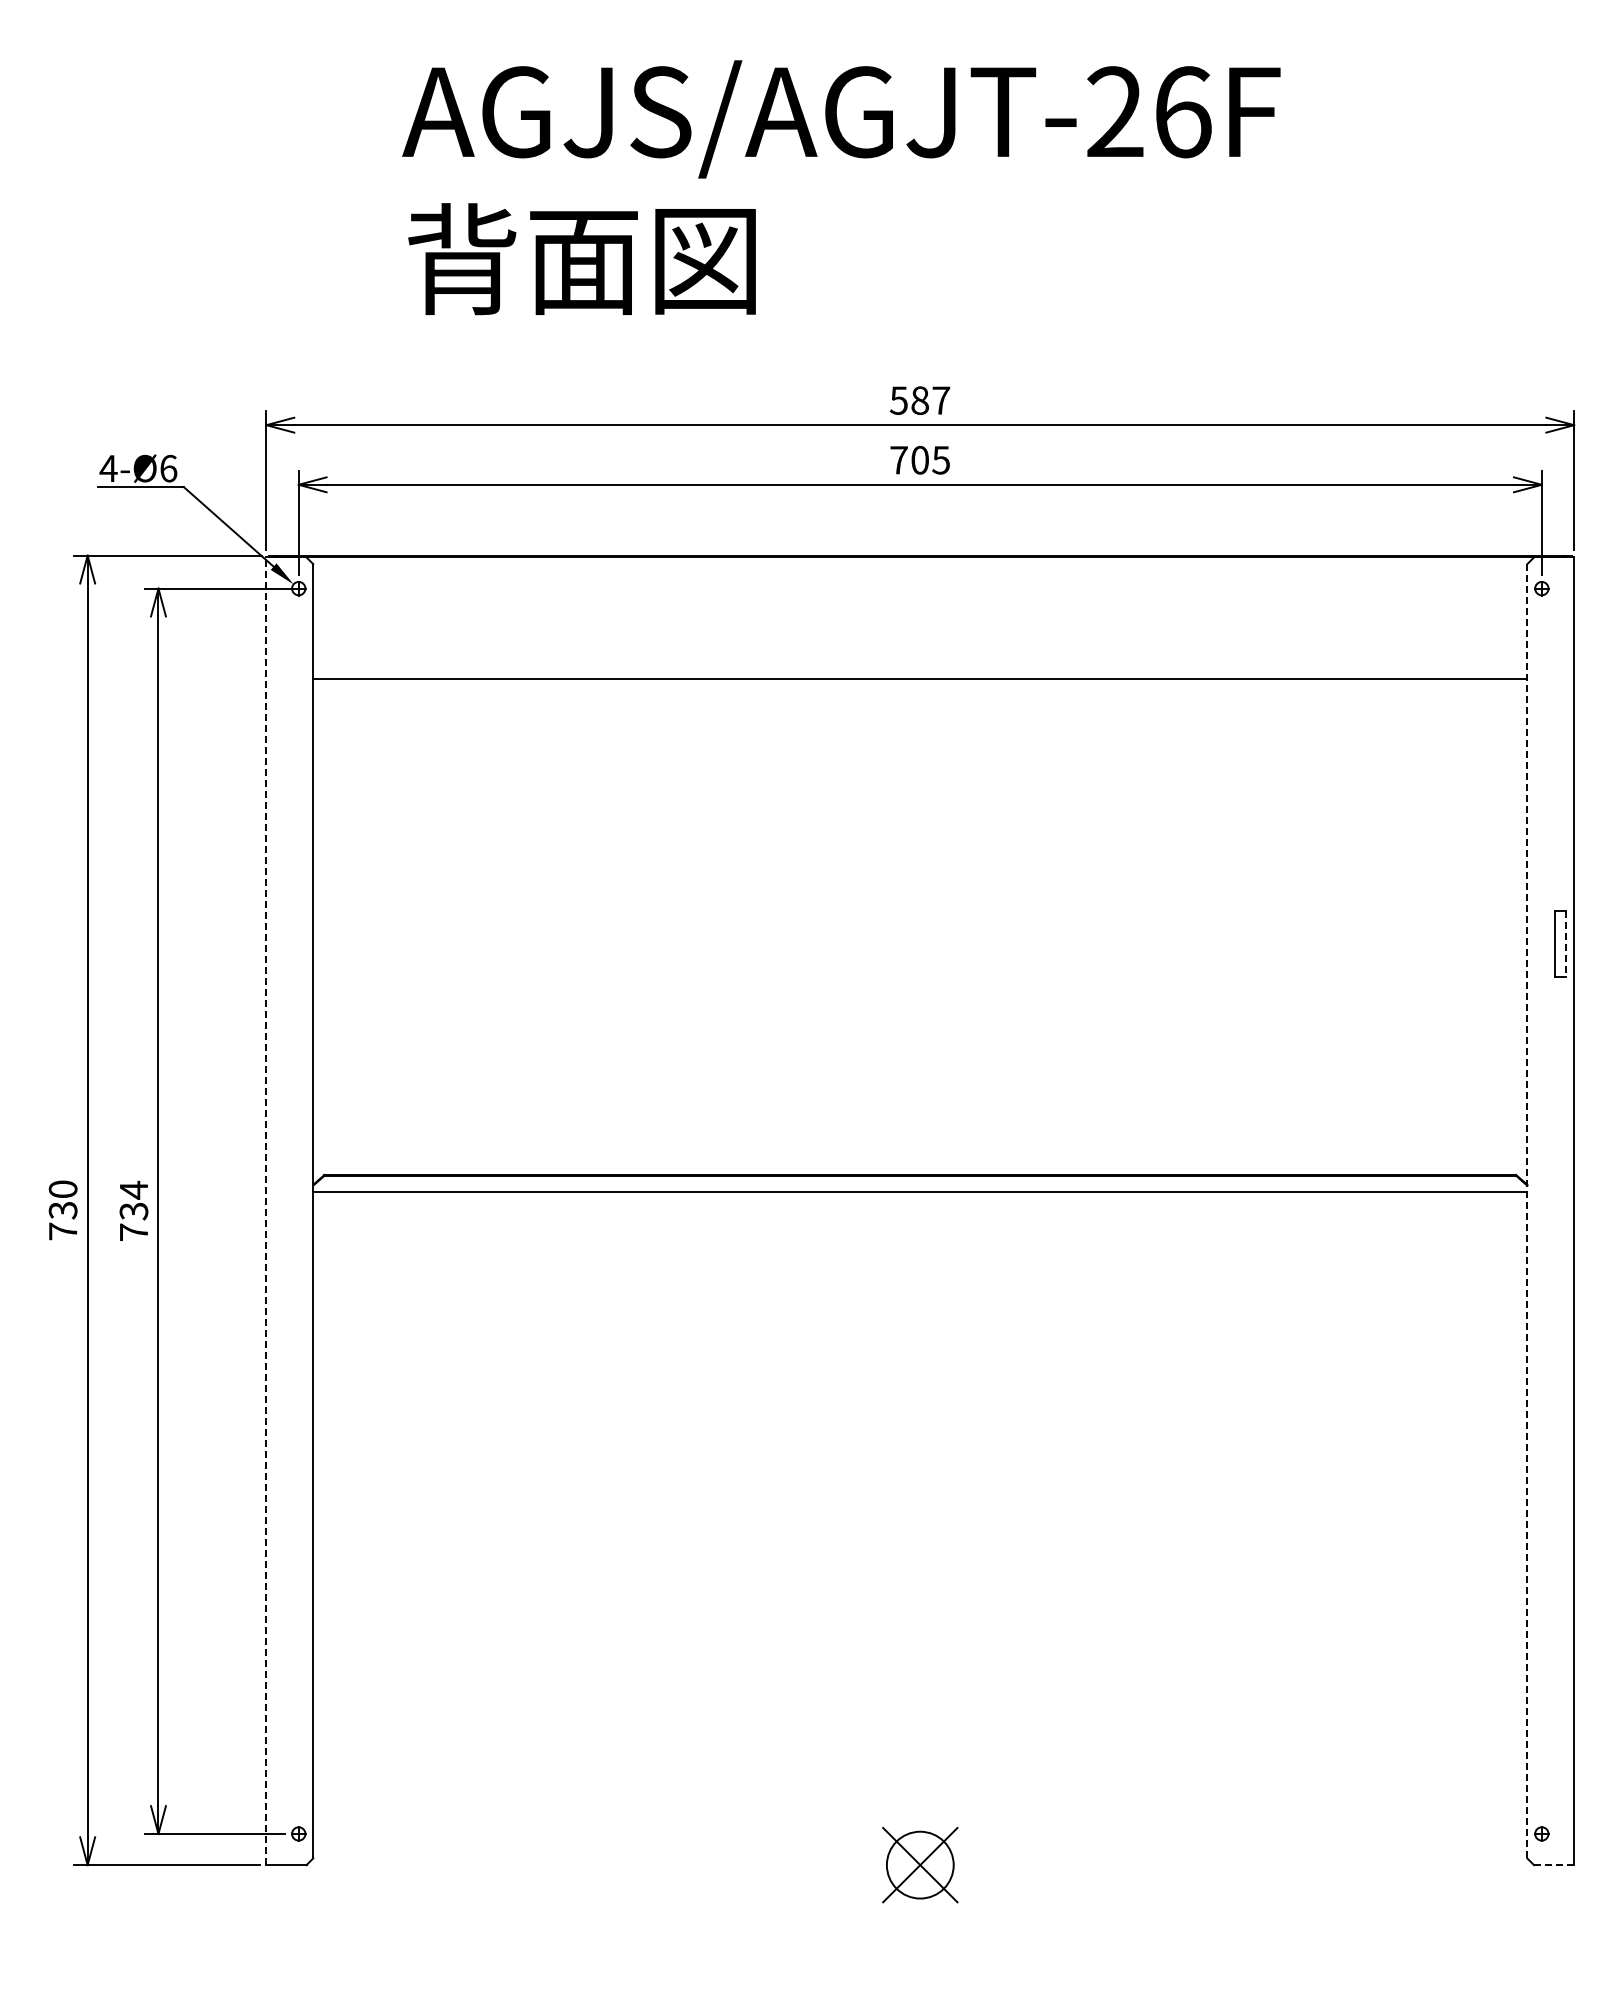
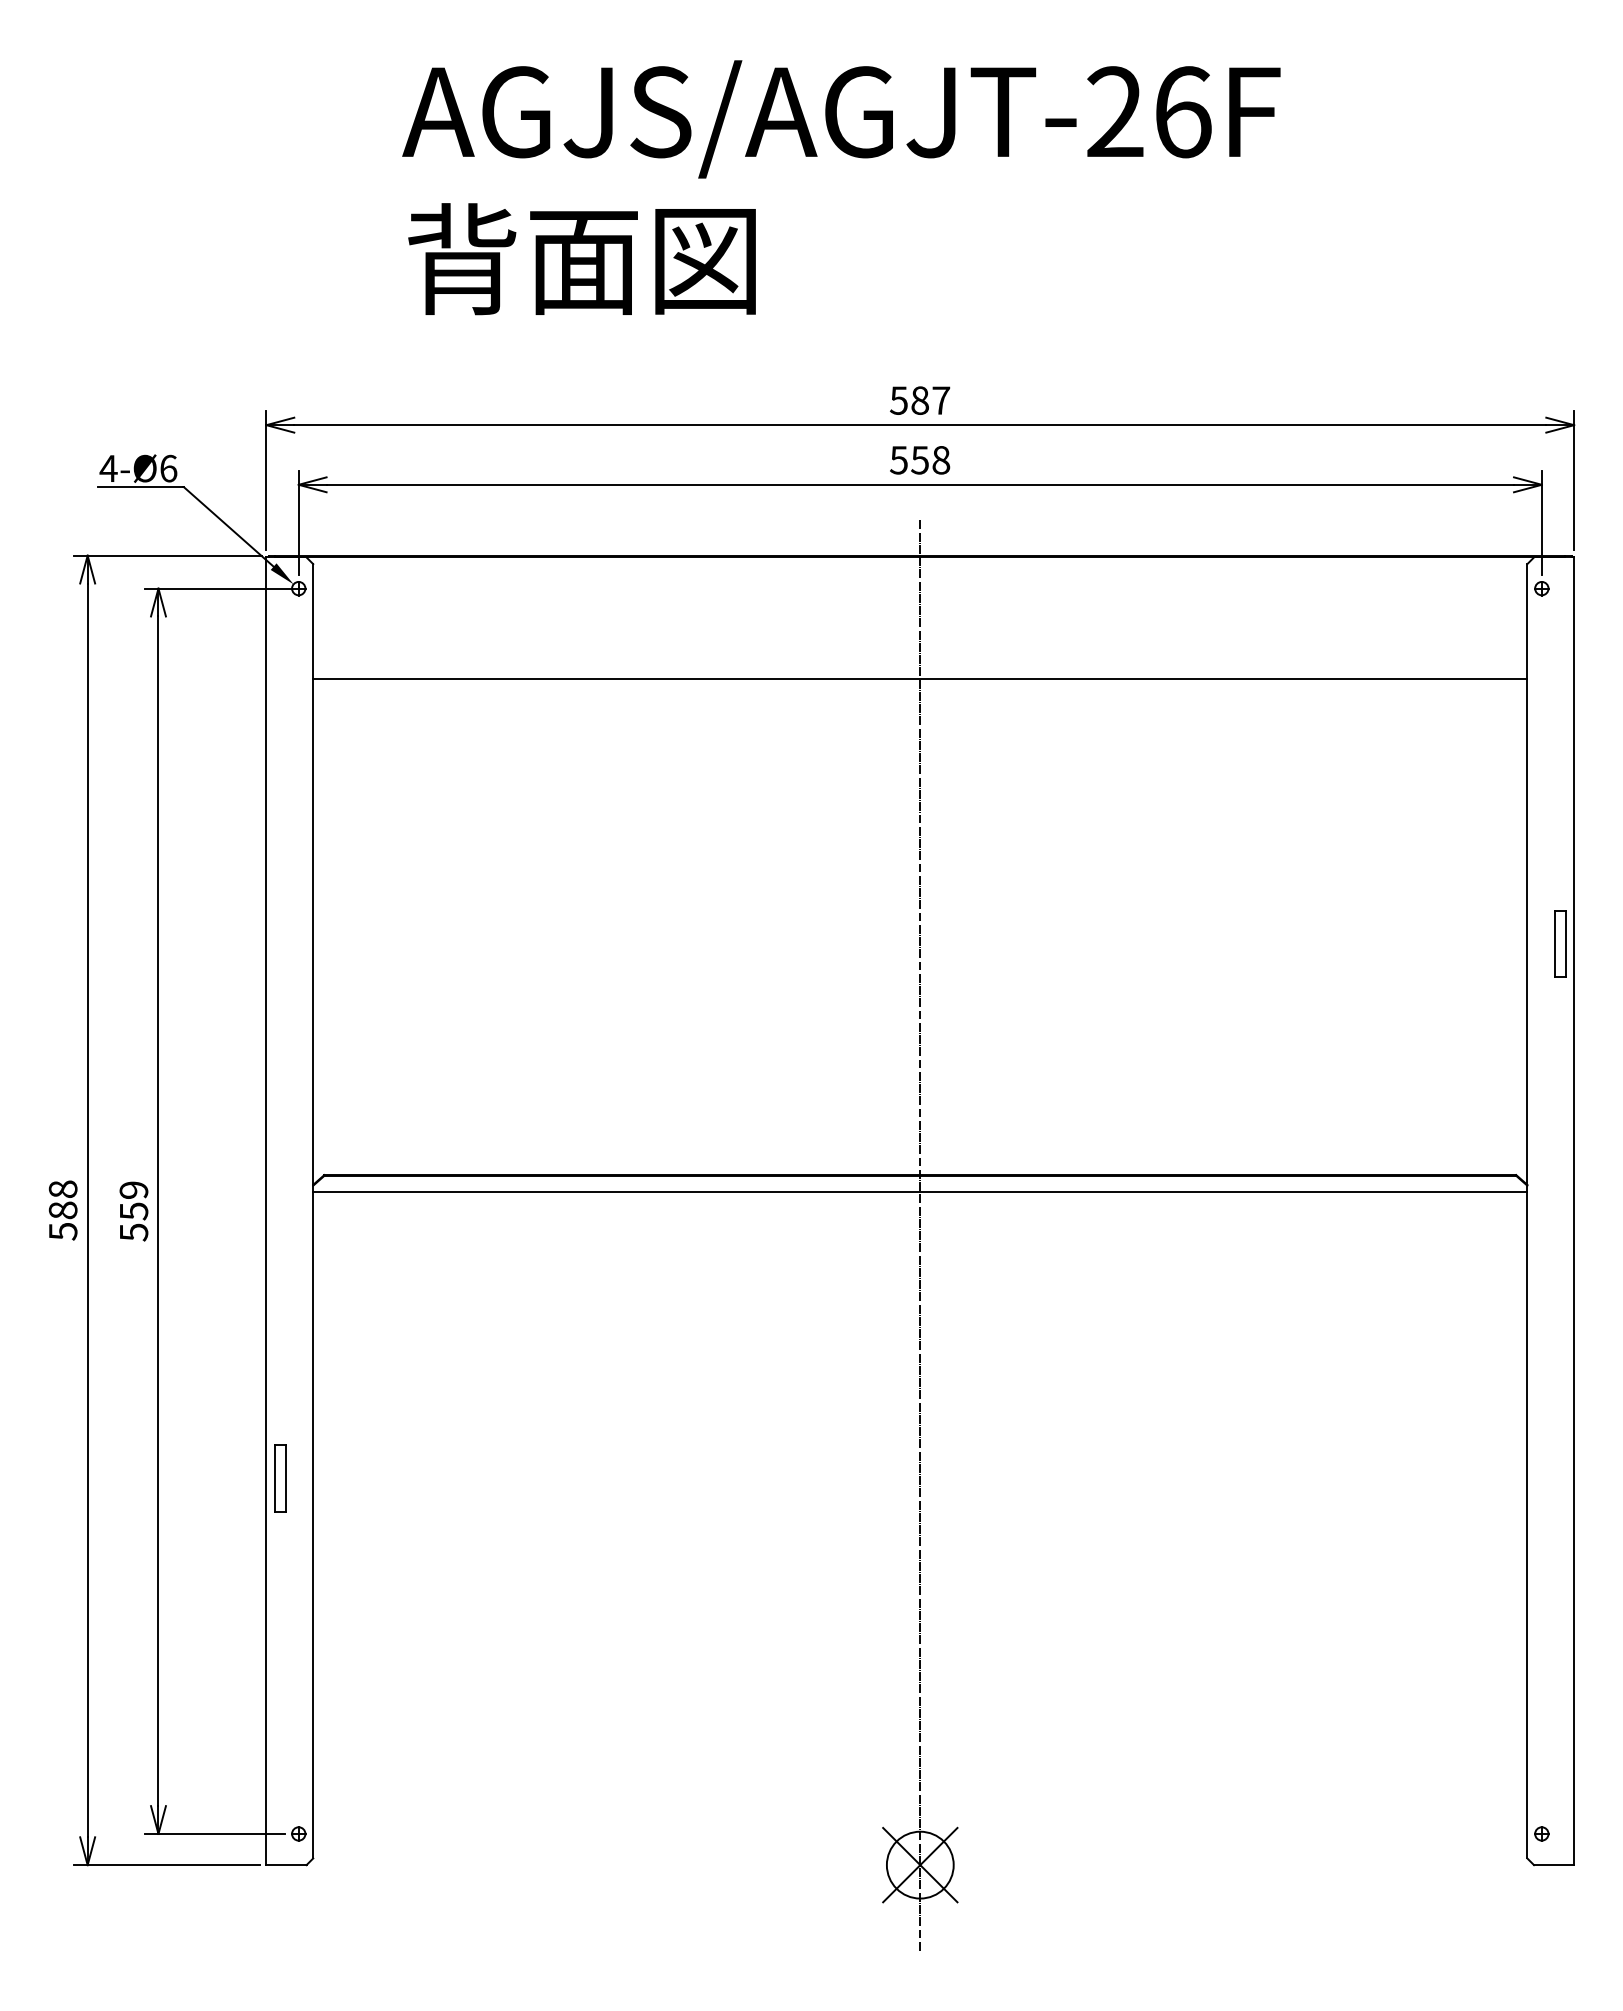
text: 705 -> 558 (920, 459)
line: dashed -> solid (1565, 944)
text: 730 -> 588 (62, 1210)
text: 734 -> 559 (133, 1210)
line: dashed -> solid (266, 1211)
line: dashed -> solid (1527, 1211)
line: none -> present (920, 1234)
part: none -> present (280, 1478)
line: dashed -> solid (1554, 1865)
